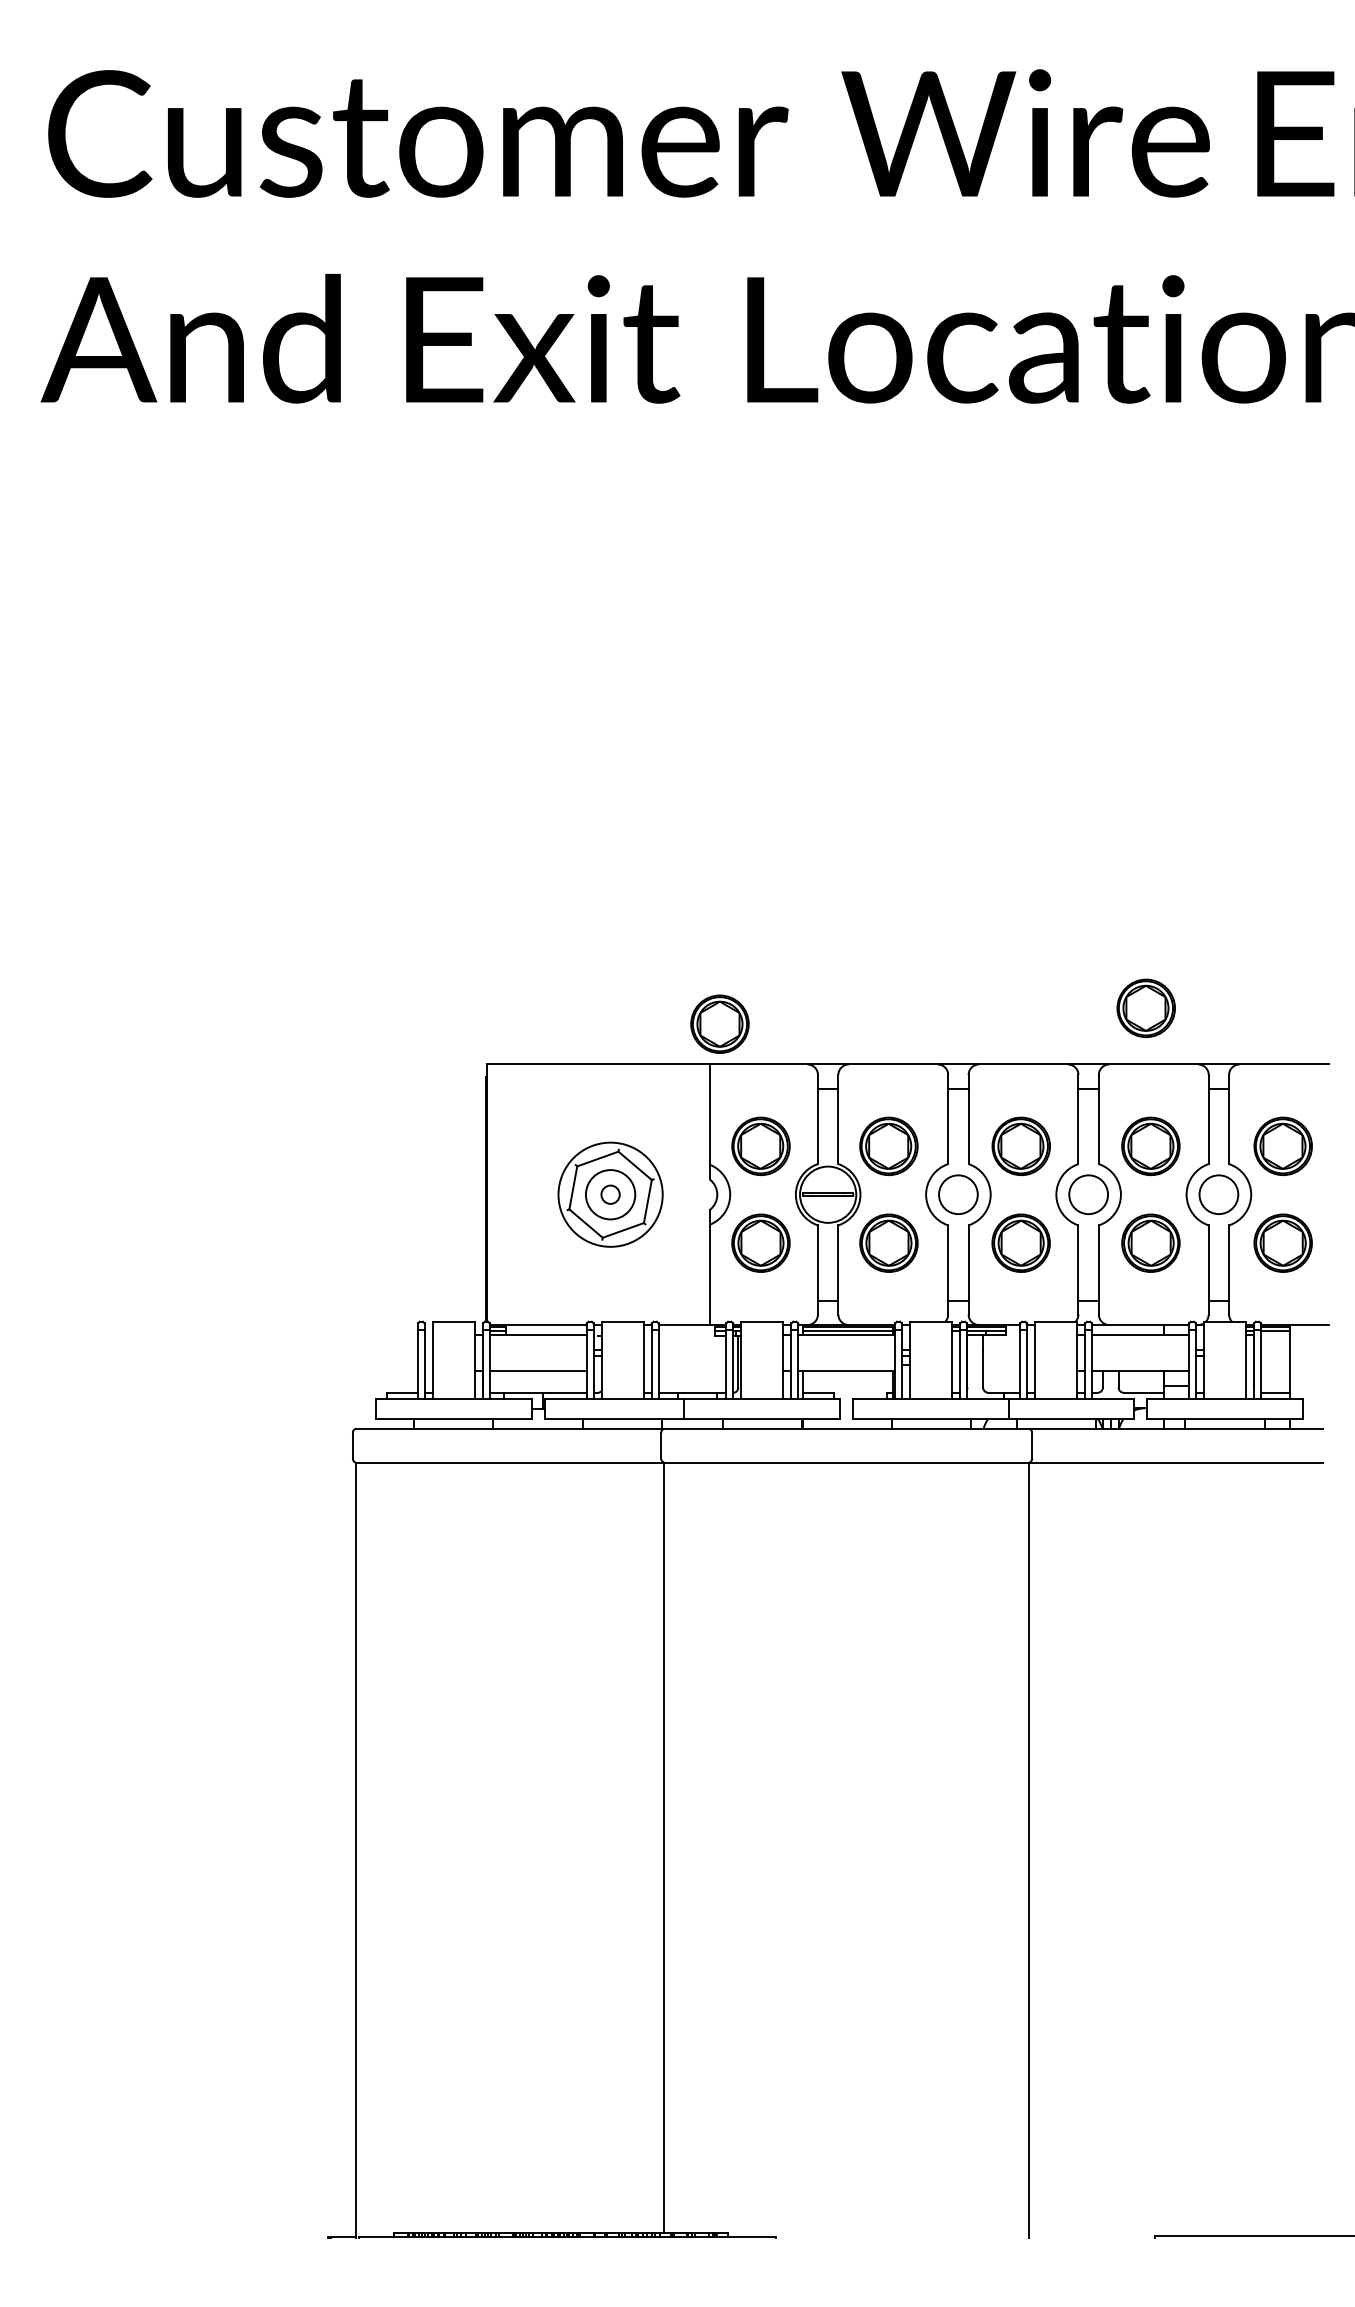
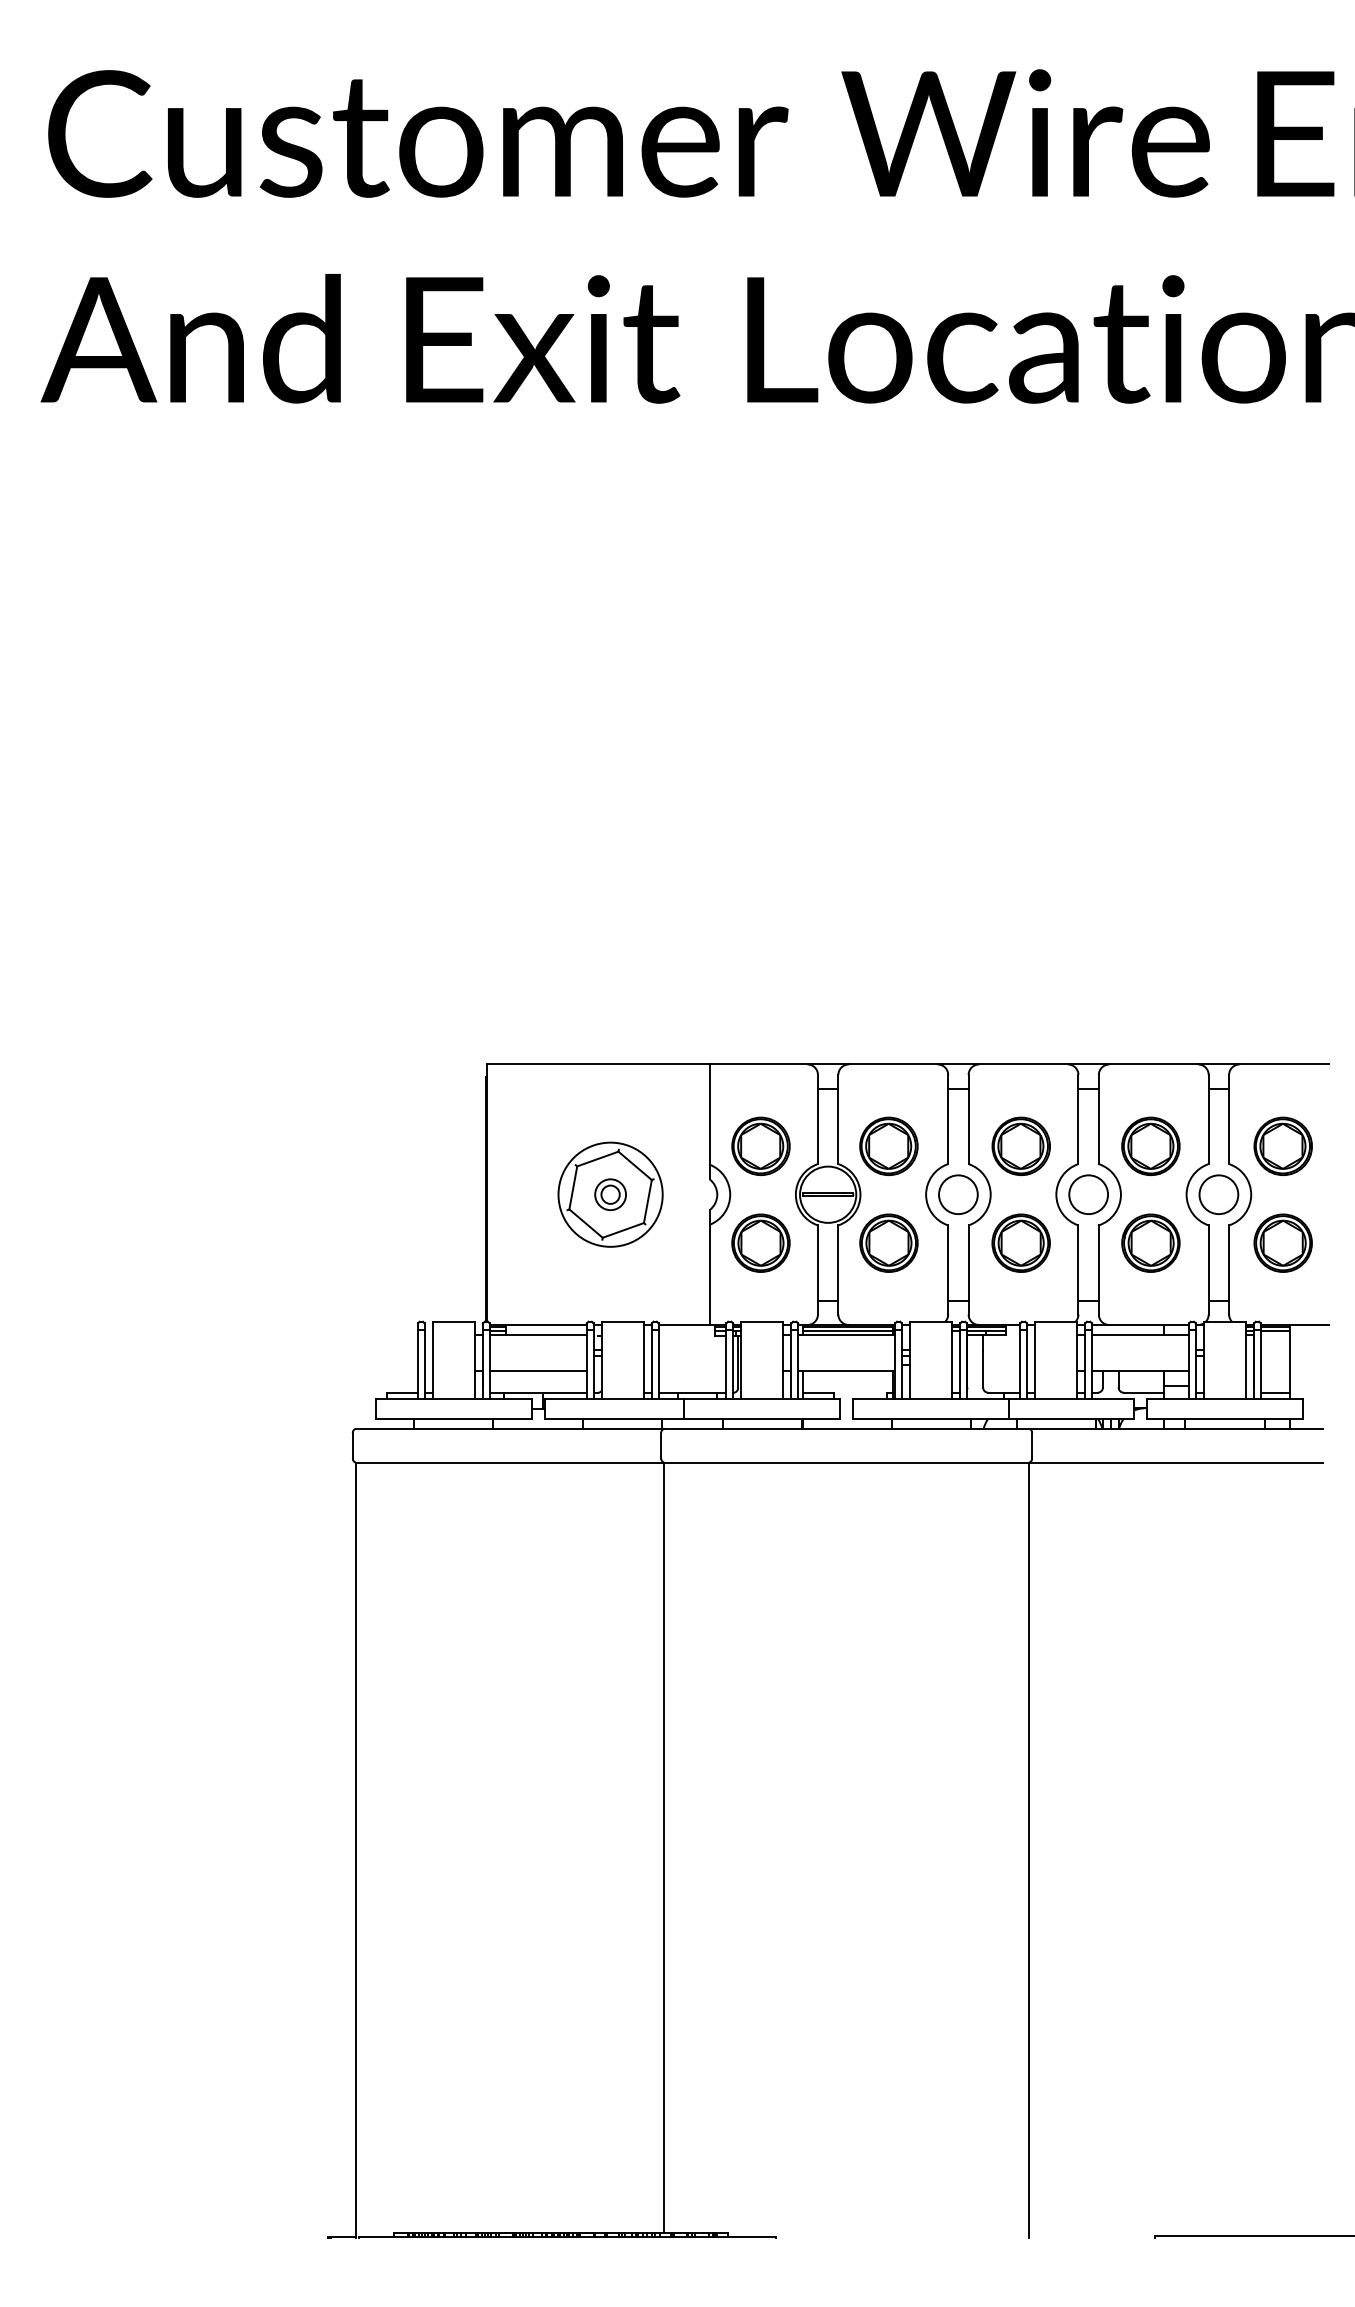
part: present -> none (1145, 1007)
part: present -> none (719, 1023)
circle diameter: 49 px -> 31 px (610, 1194)
